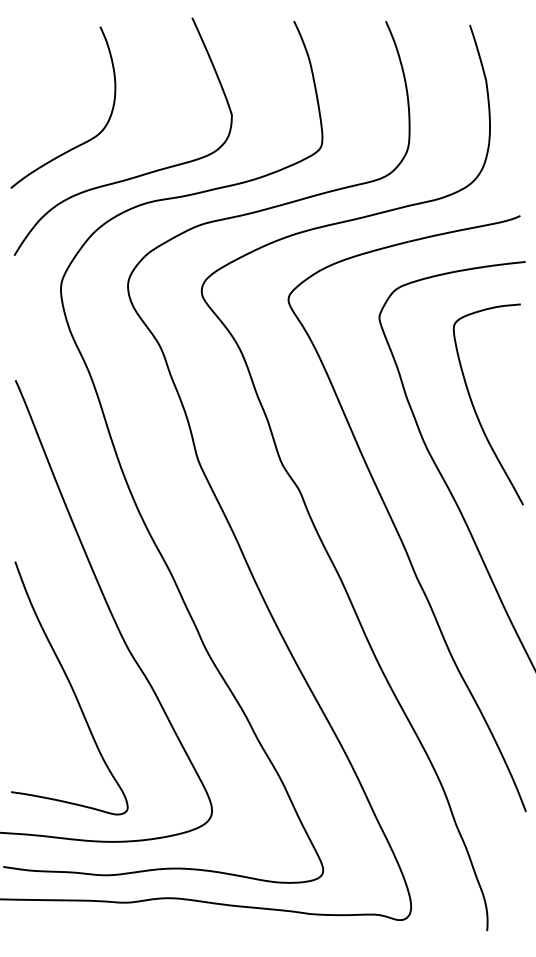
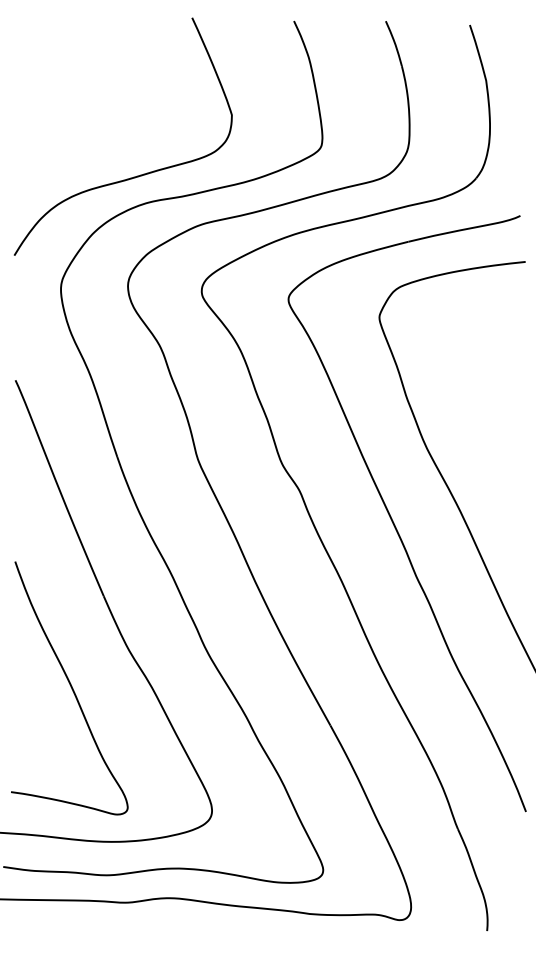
part: present -> none (81, 143)
curve: present -> none (475, 409)
